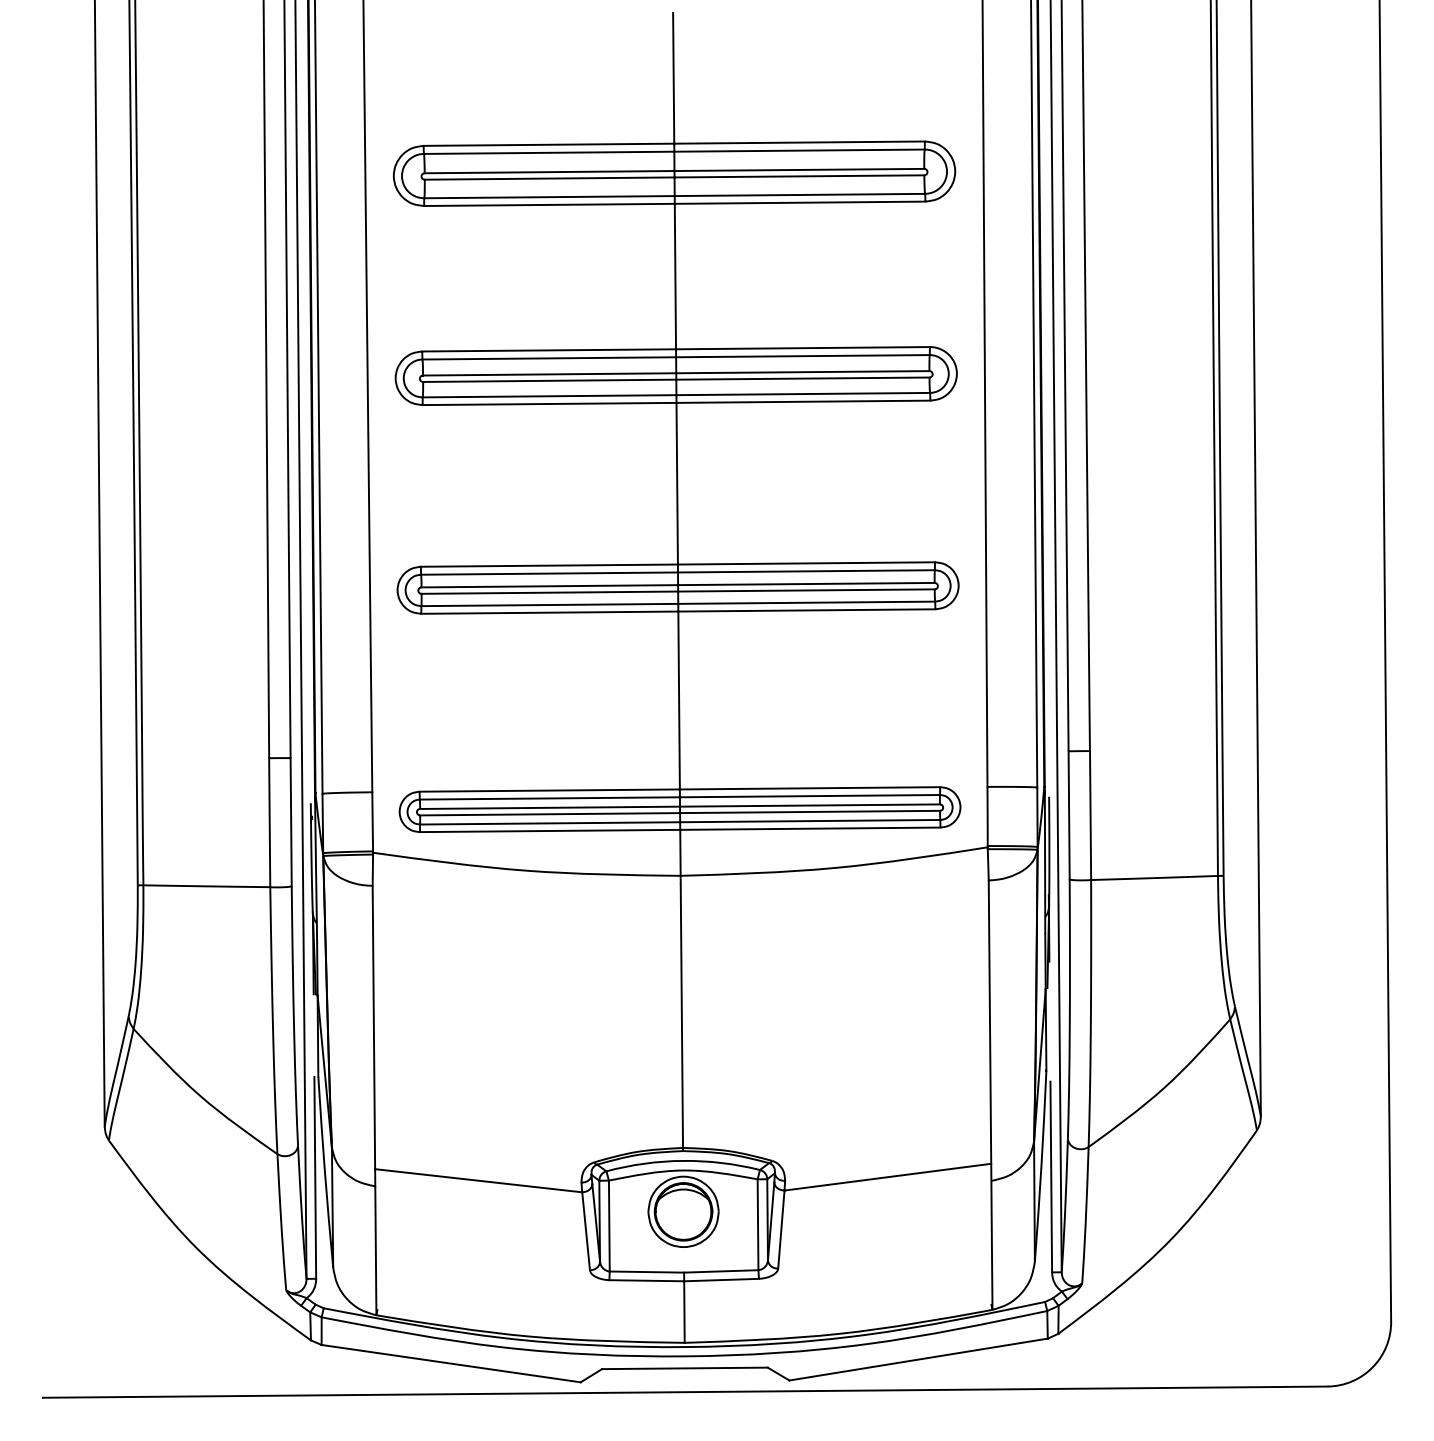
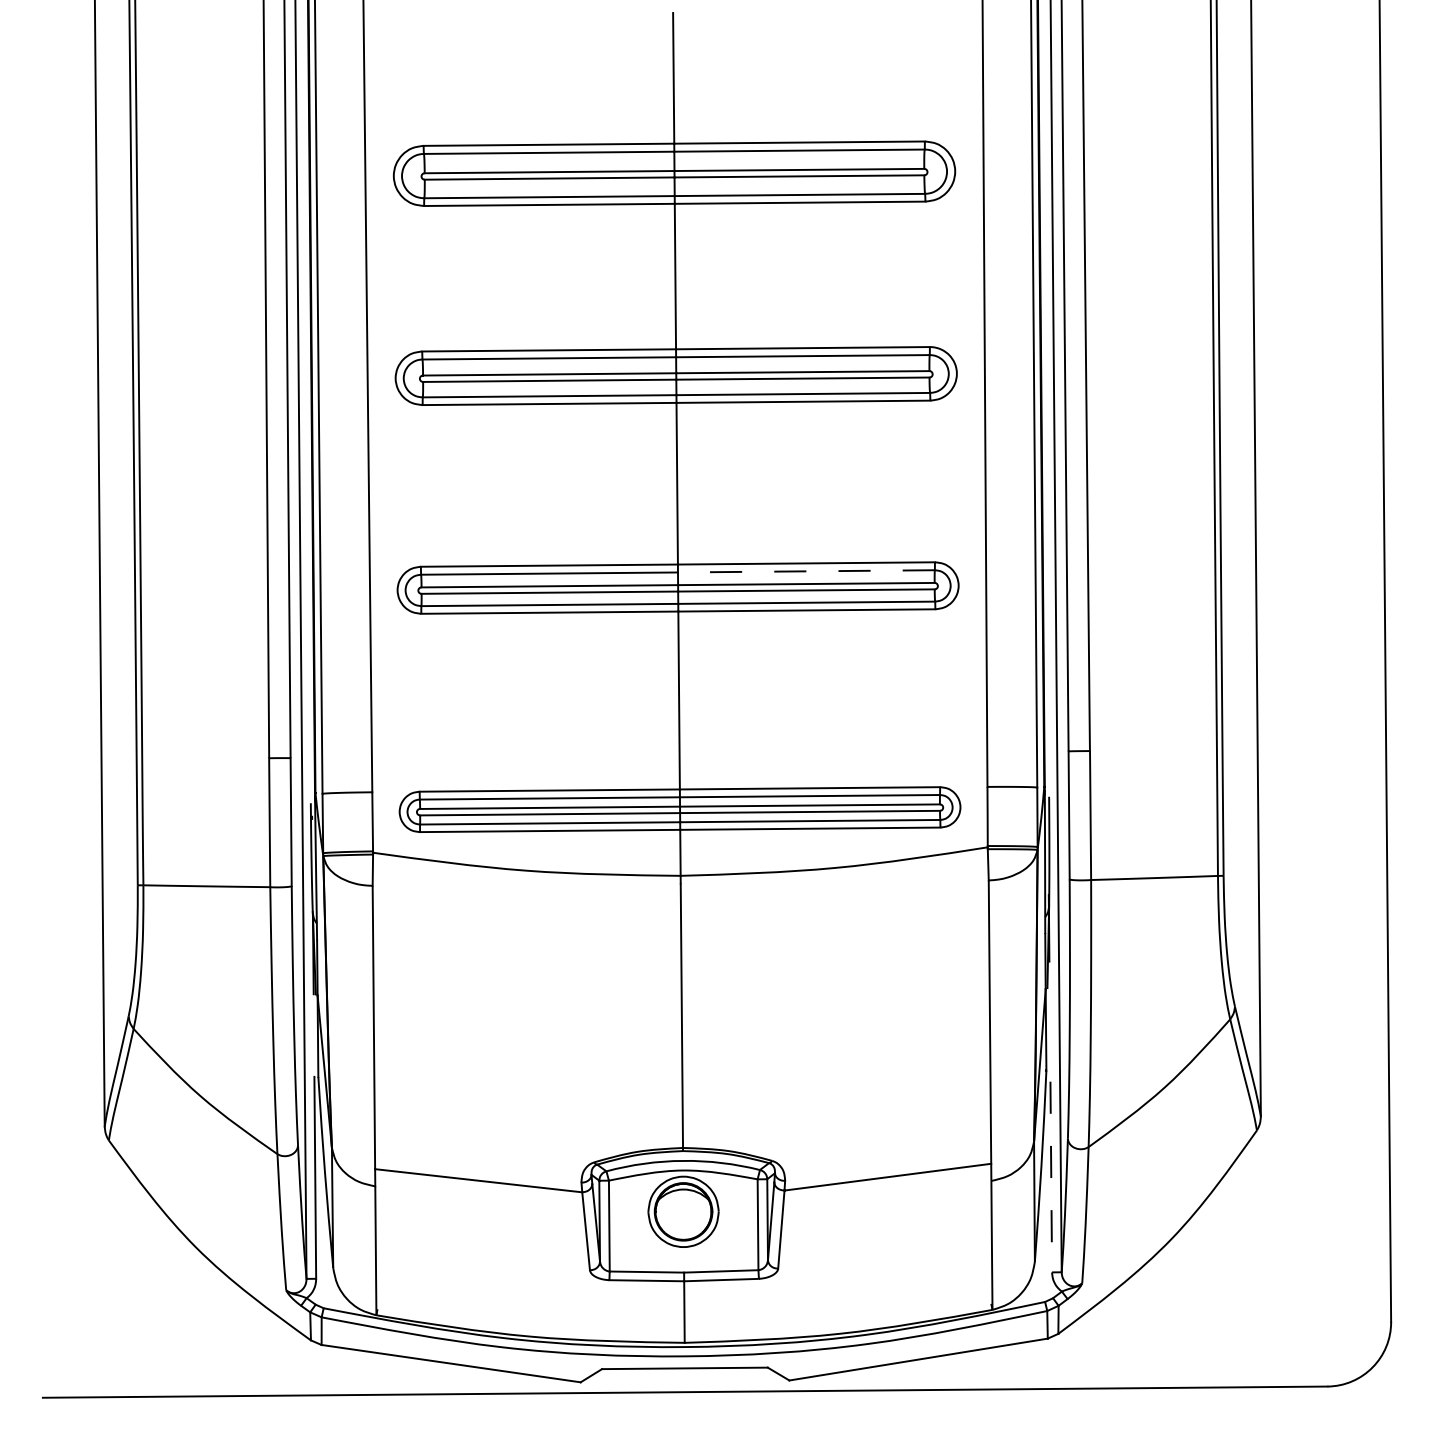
line: solid -> dashed (805, 571)
line: solid -> dashed (1051, 1177)
